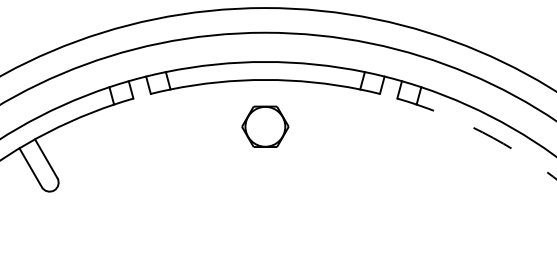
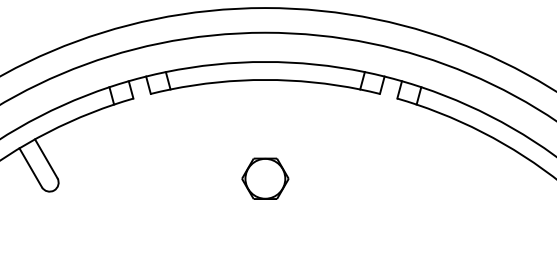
part position: (265, 126) -> (265, 178) (265, 178)
arc: dashed -> solid (489, 136)
